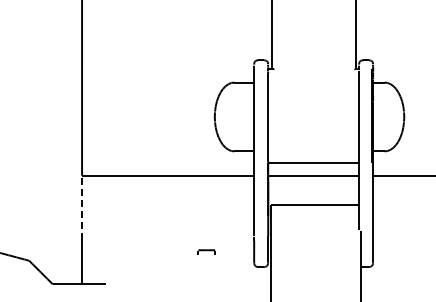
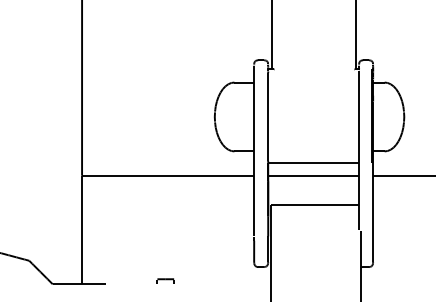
line: dashed -> solid (82, 207)
part position: (206, 251) -> (165, 280) (165, 280)
